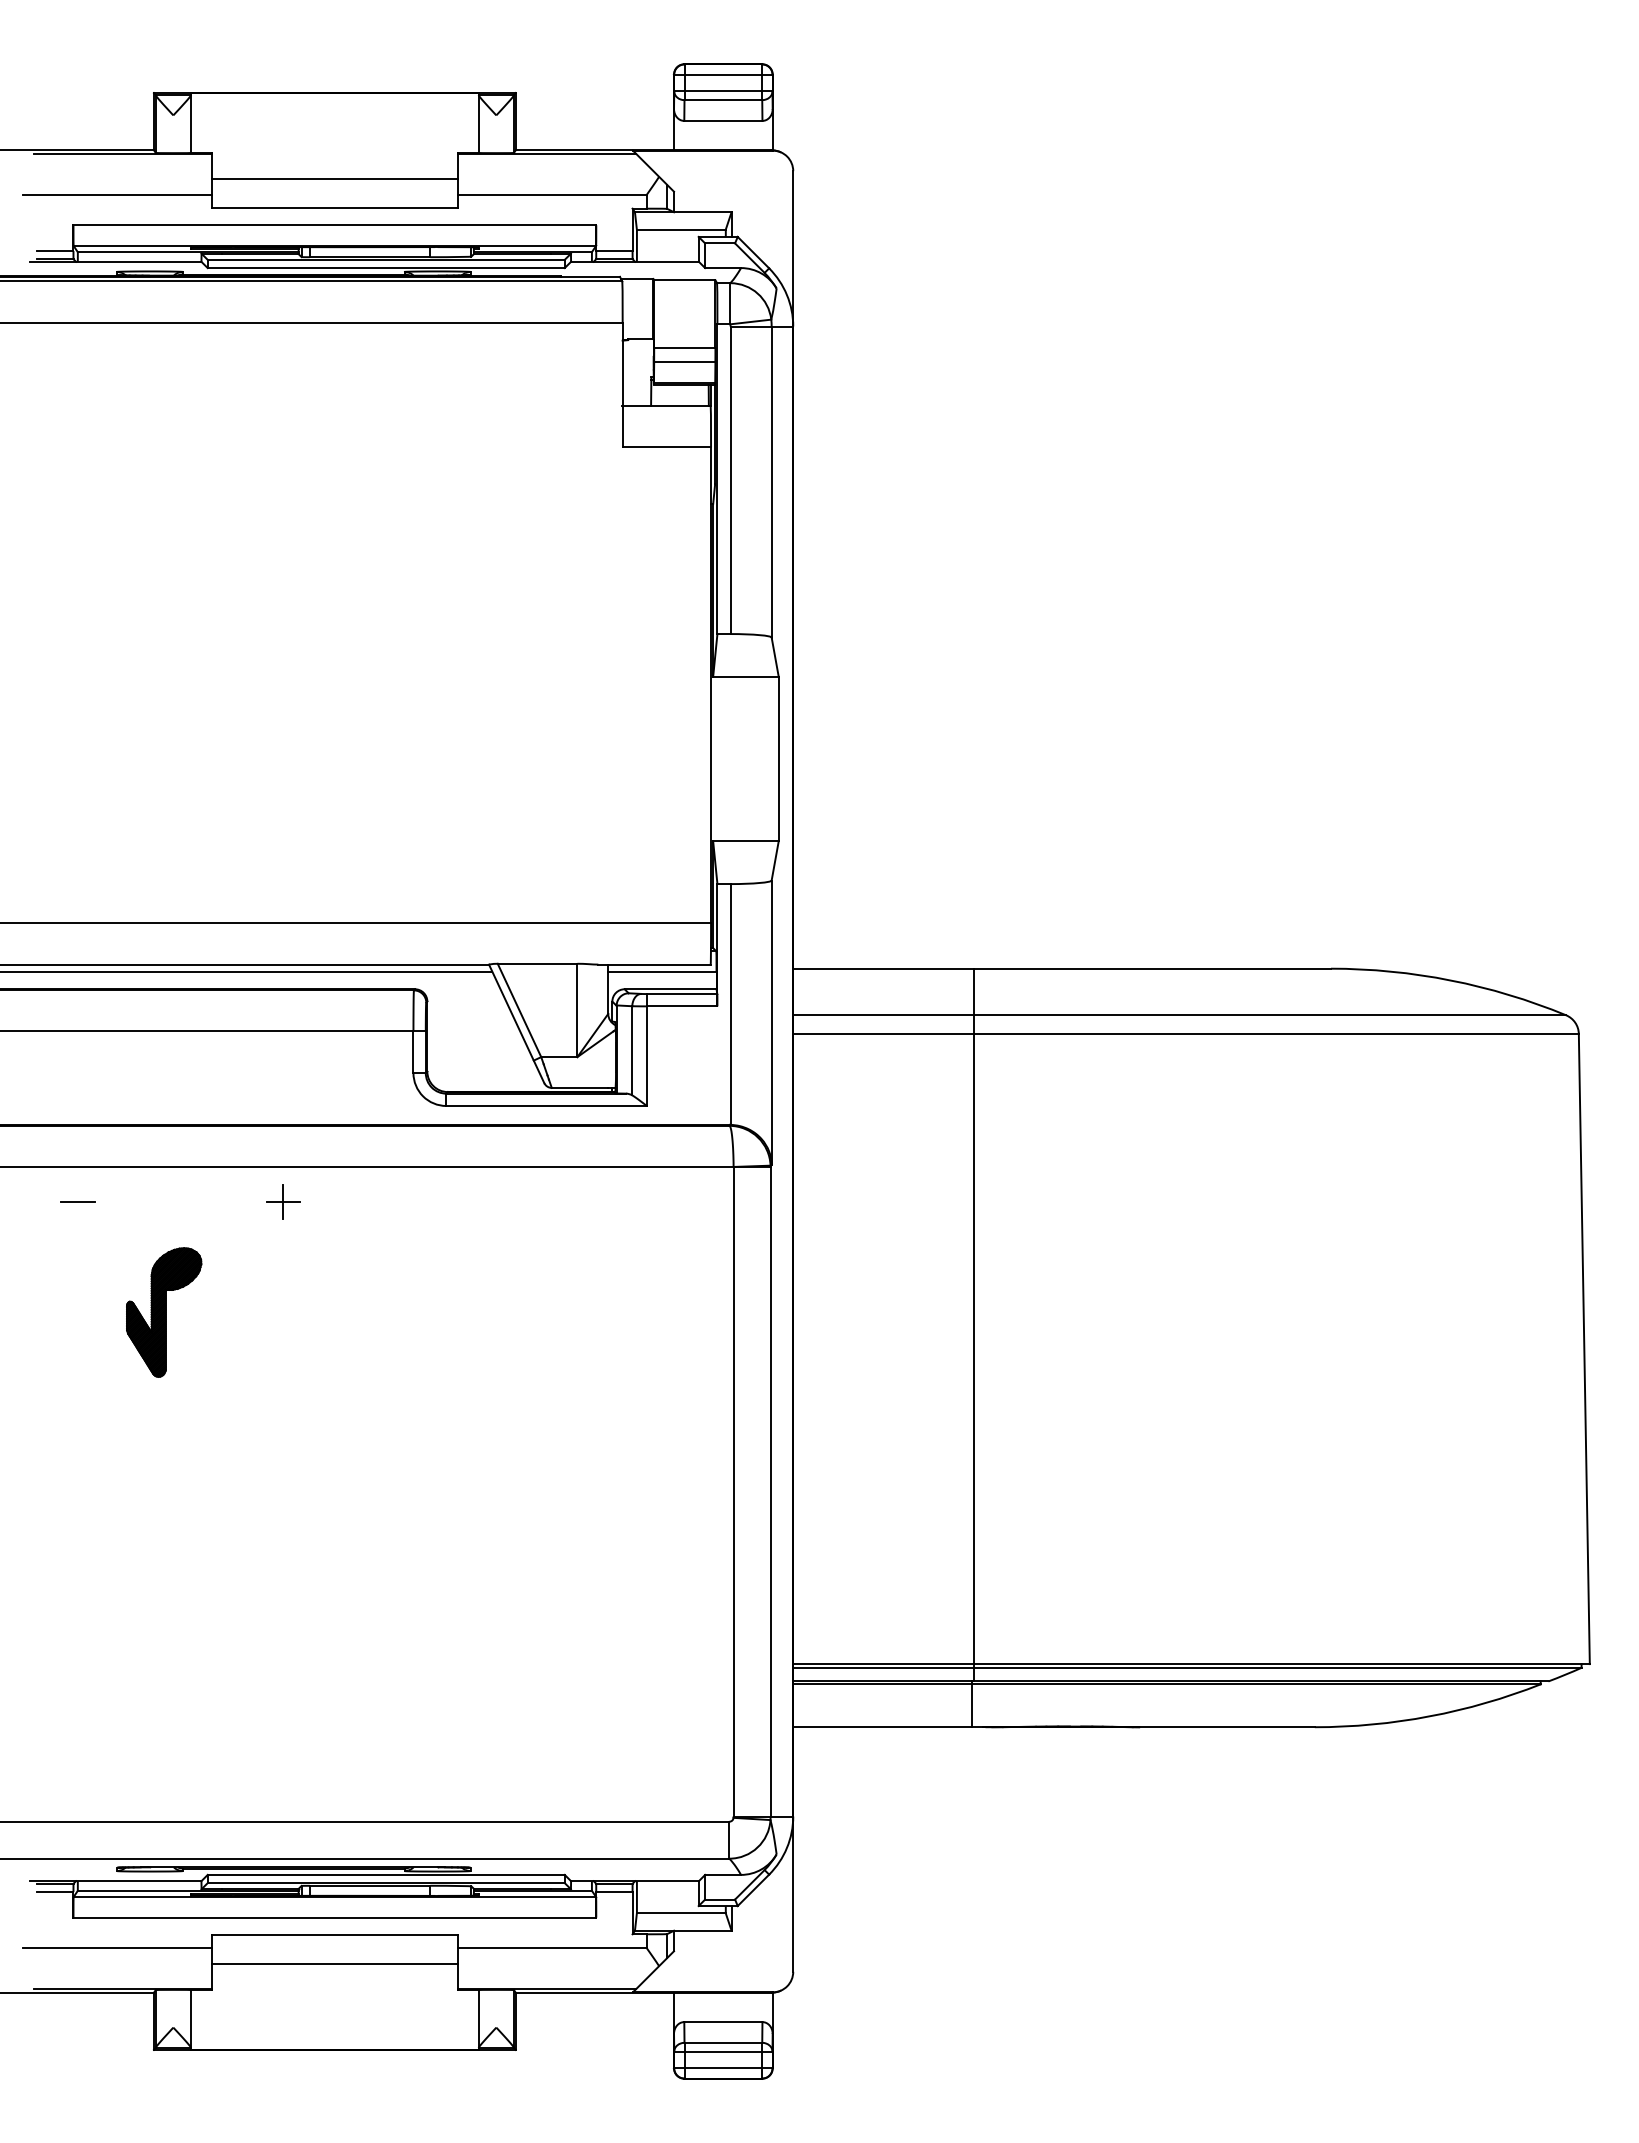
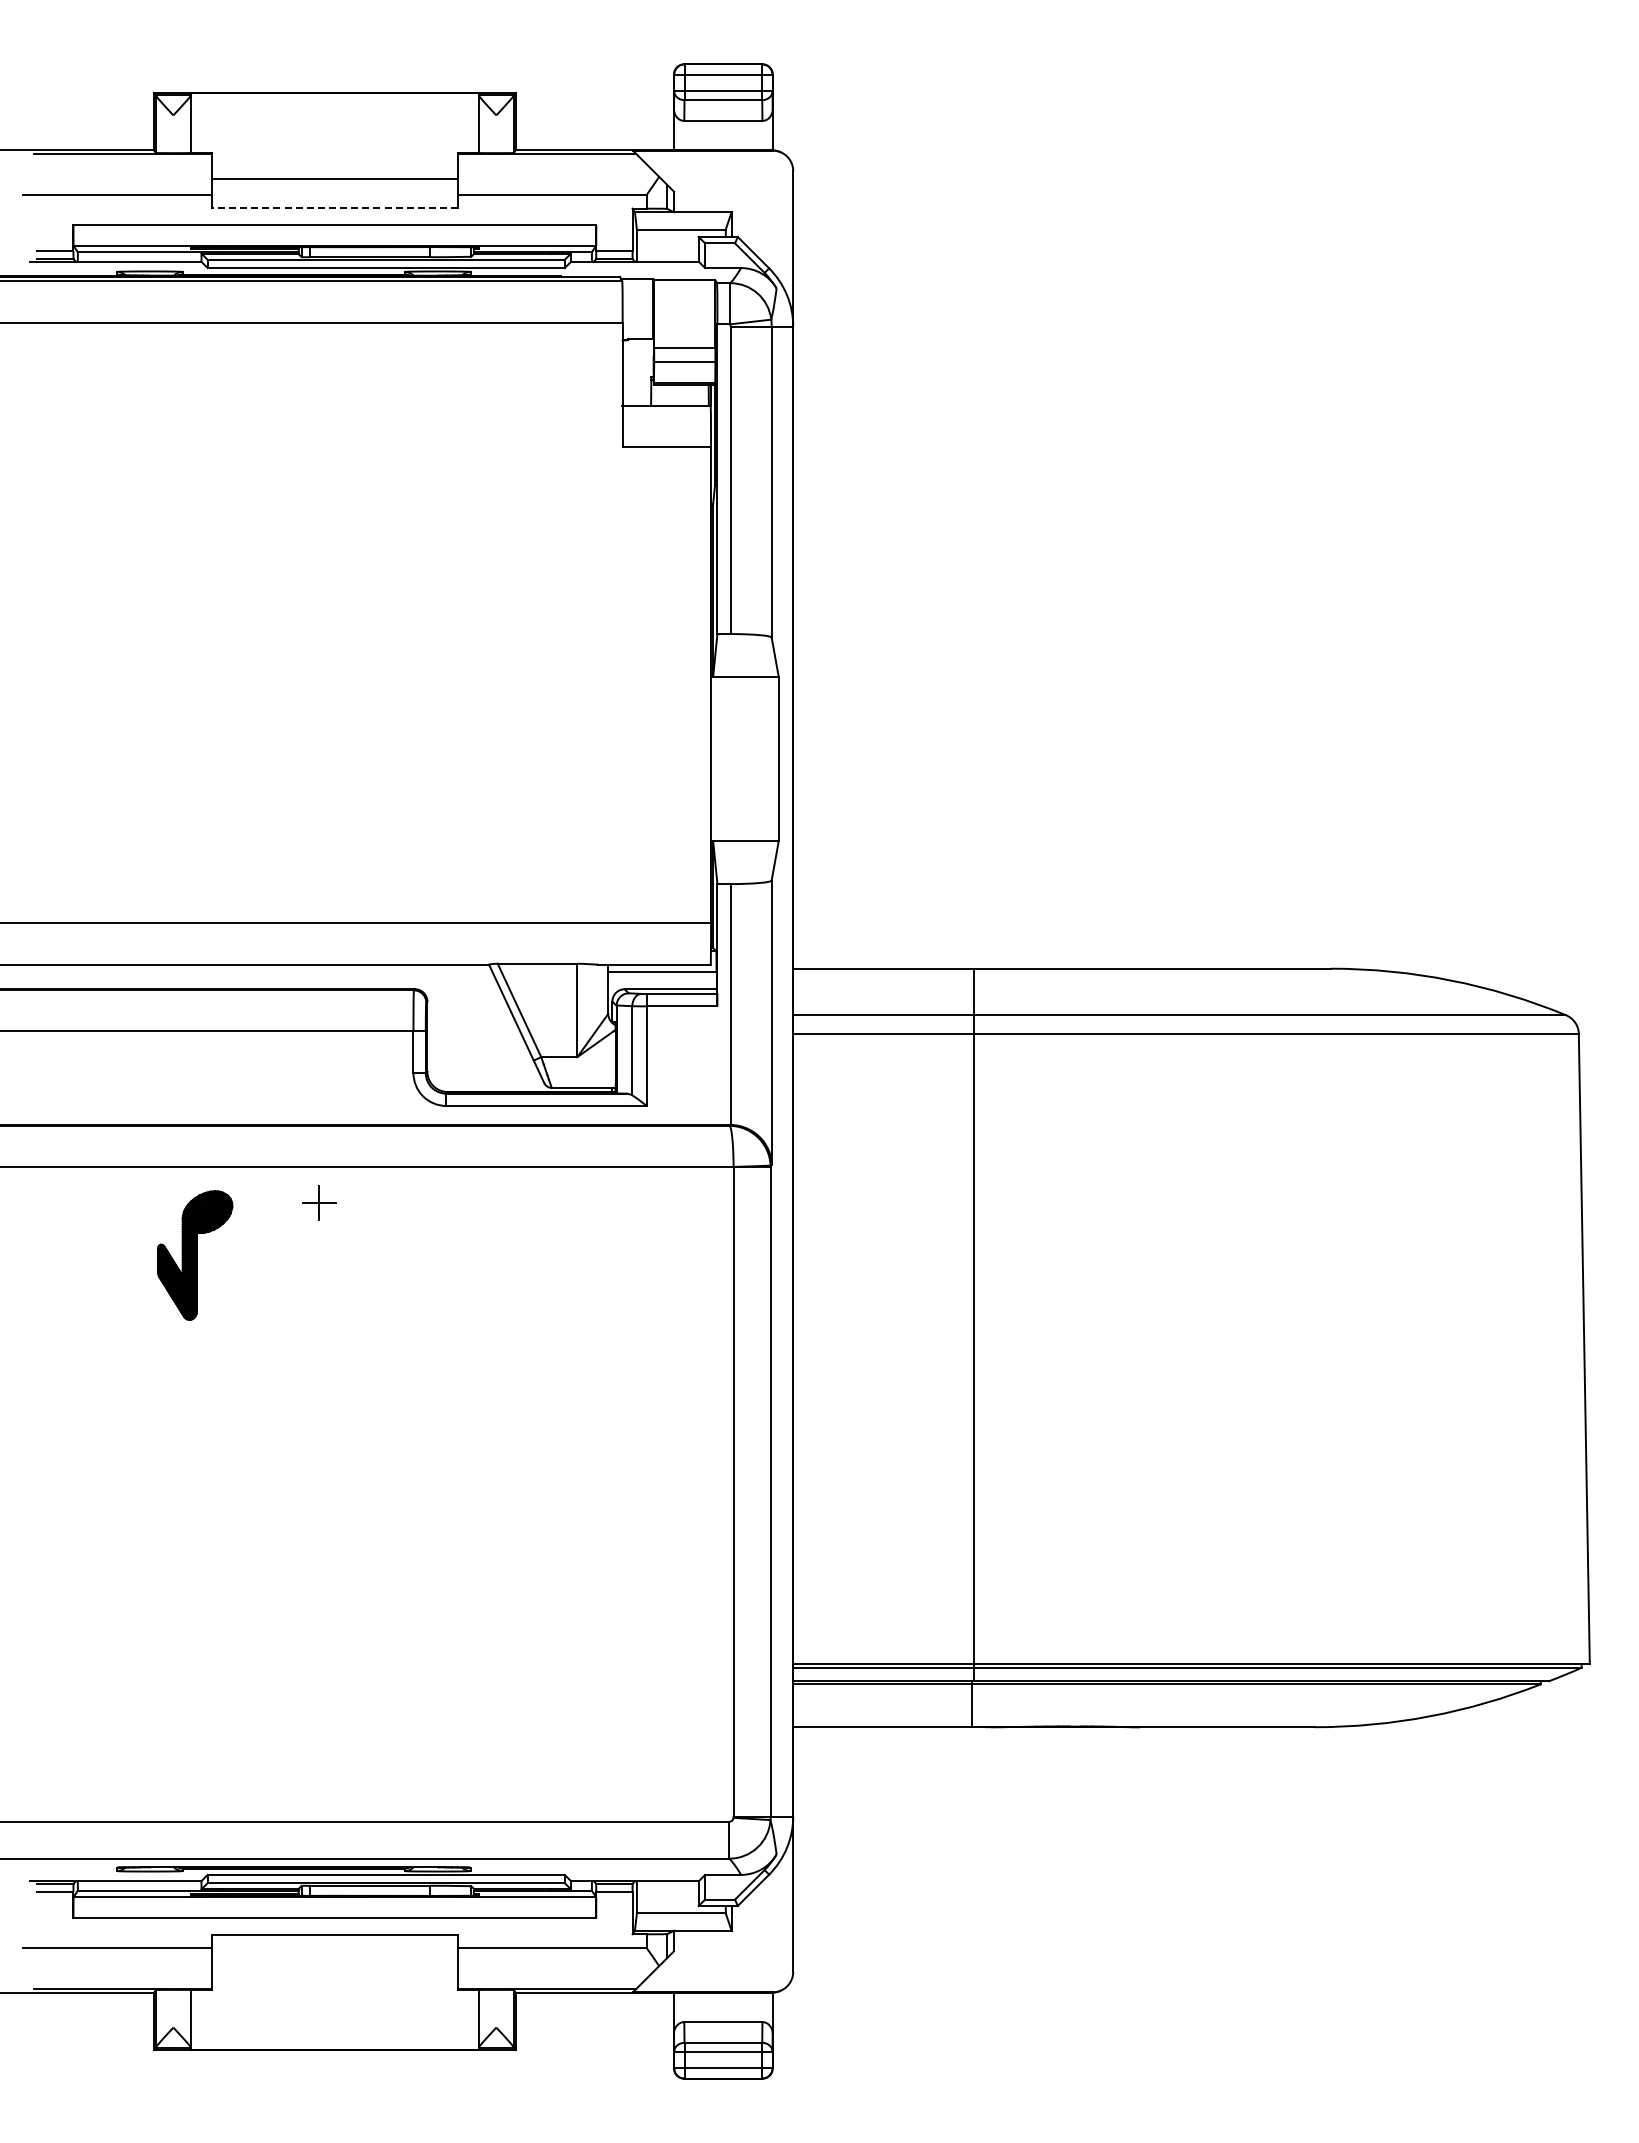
line: solid -> dashed (334, 208)
line: present -> none (247, 971)
part position: (283, 1201) -> (319, 1202) (319, 1202)
line: present -> none (77, 1202)
part position: (164, 1312) -> (195, 1255) (195, 1255)
line: present -> none (334, 1963)
